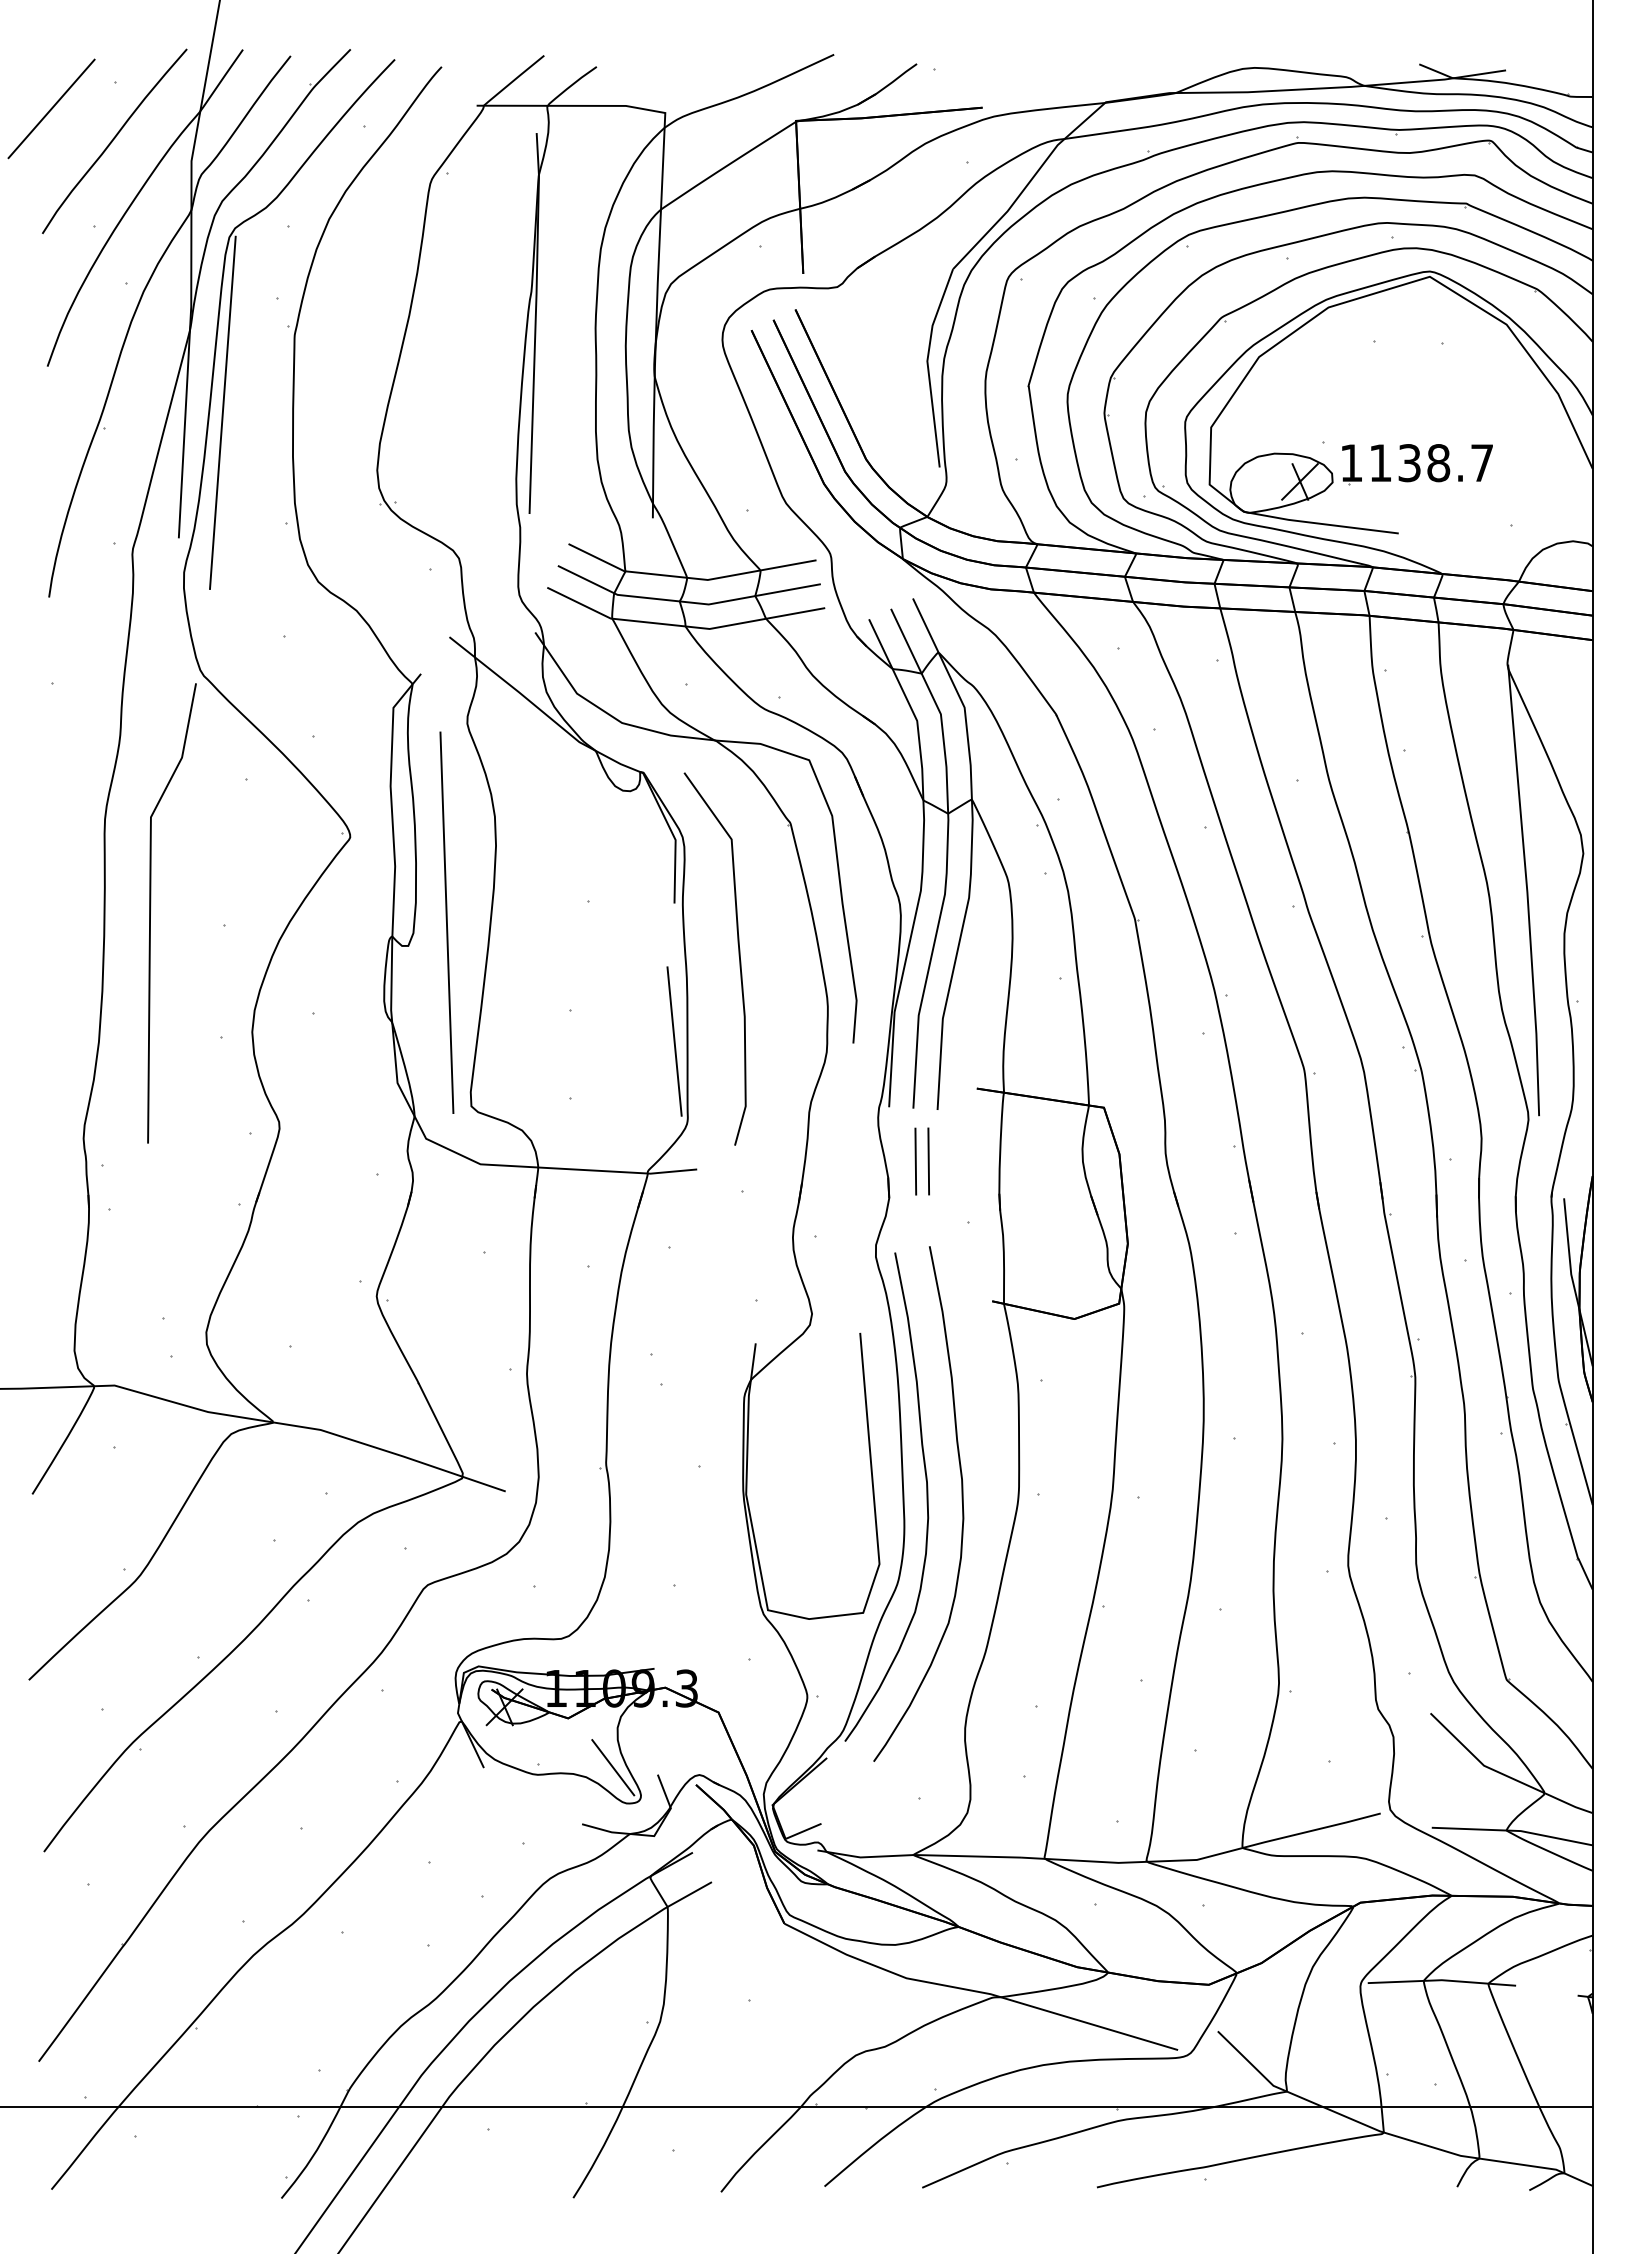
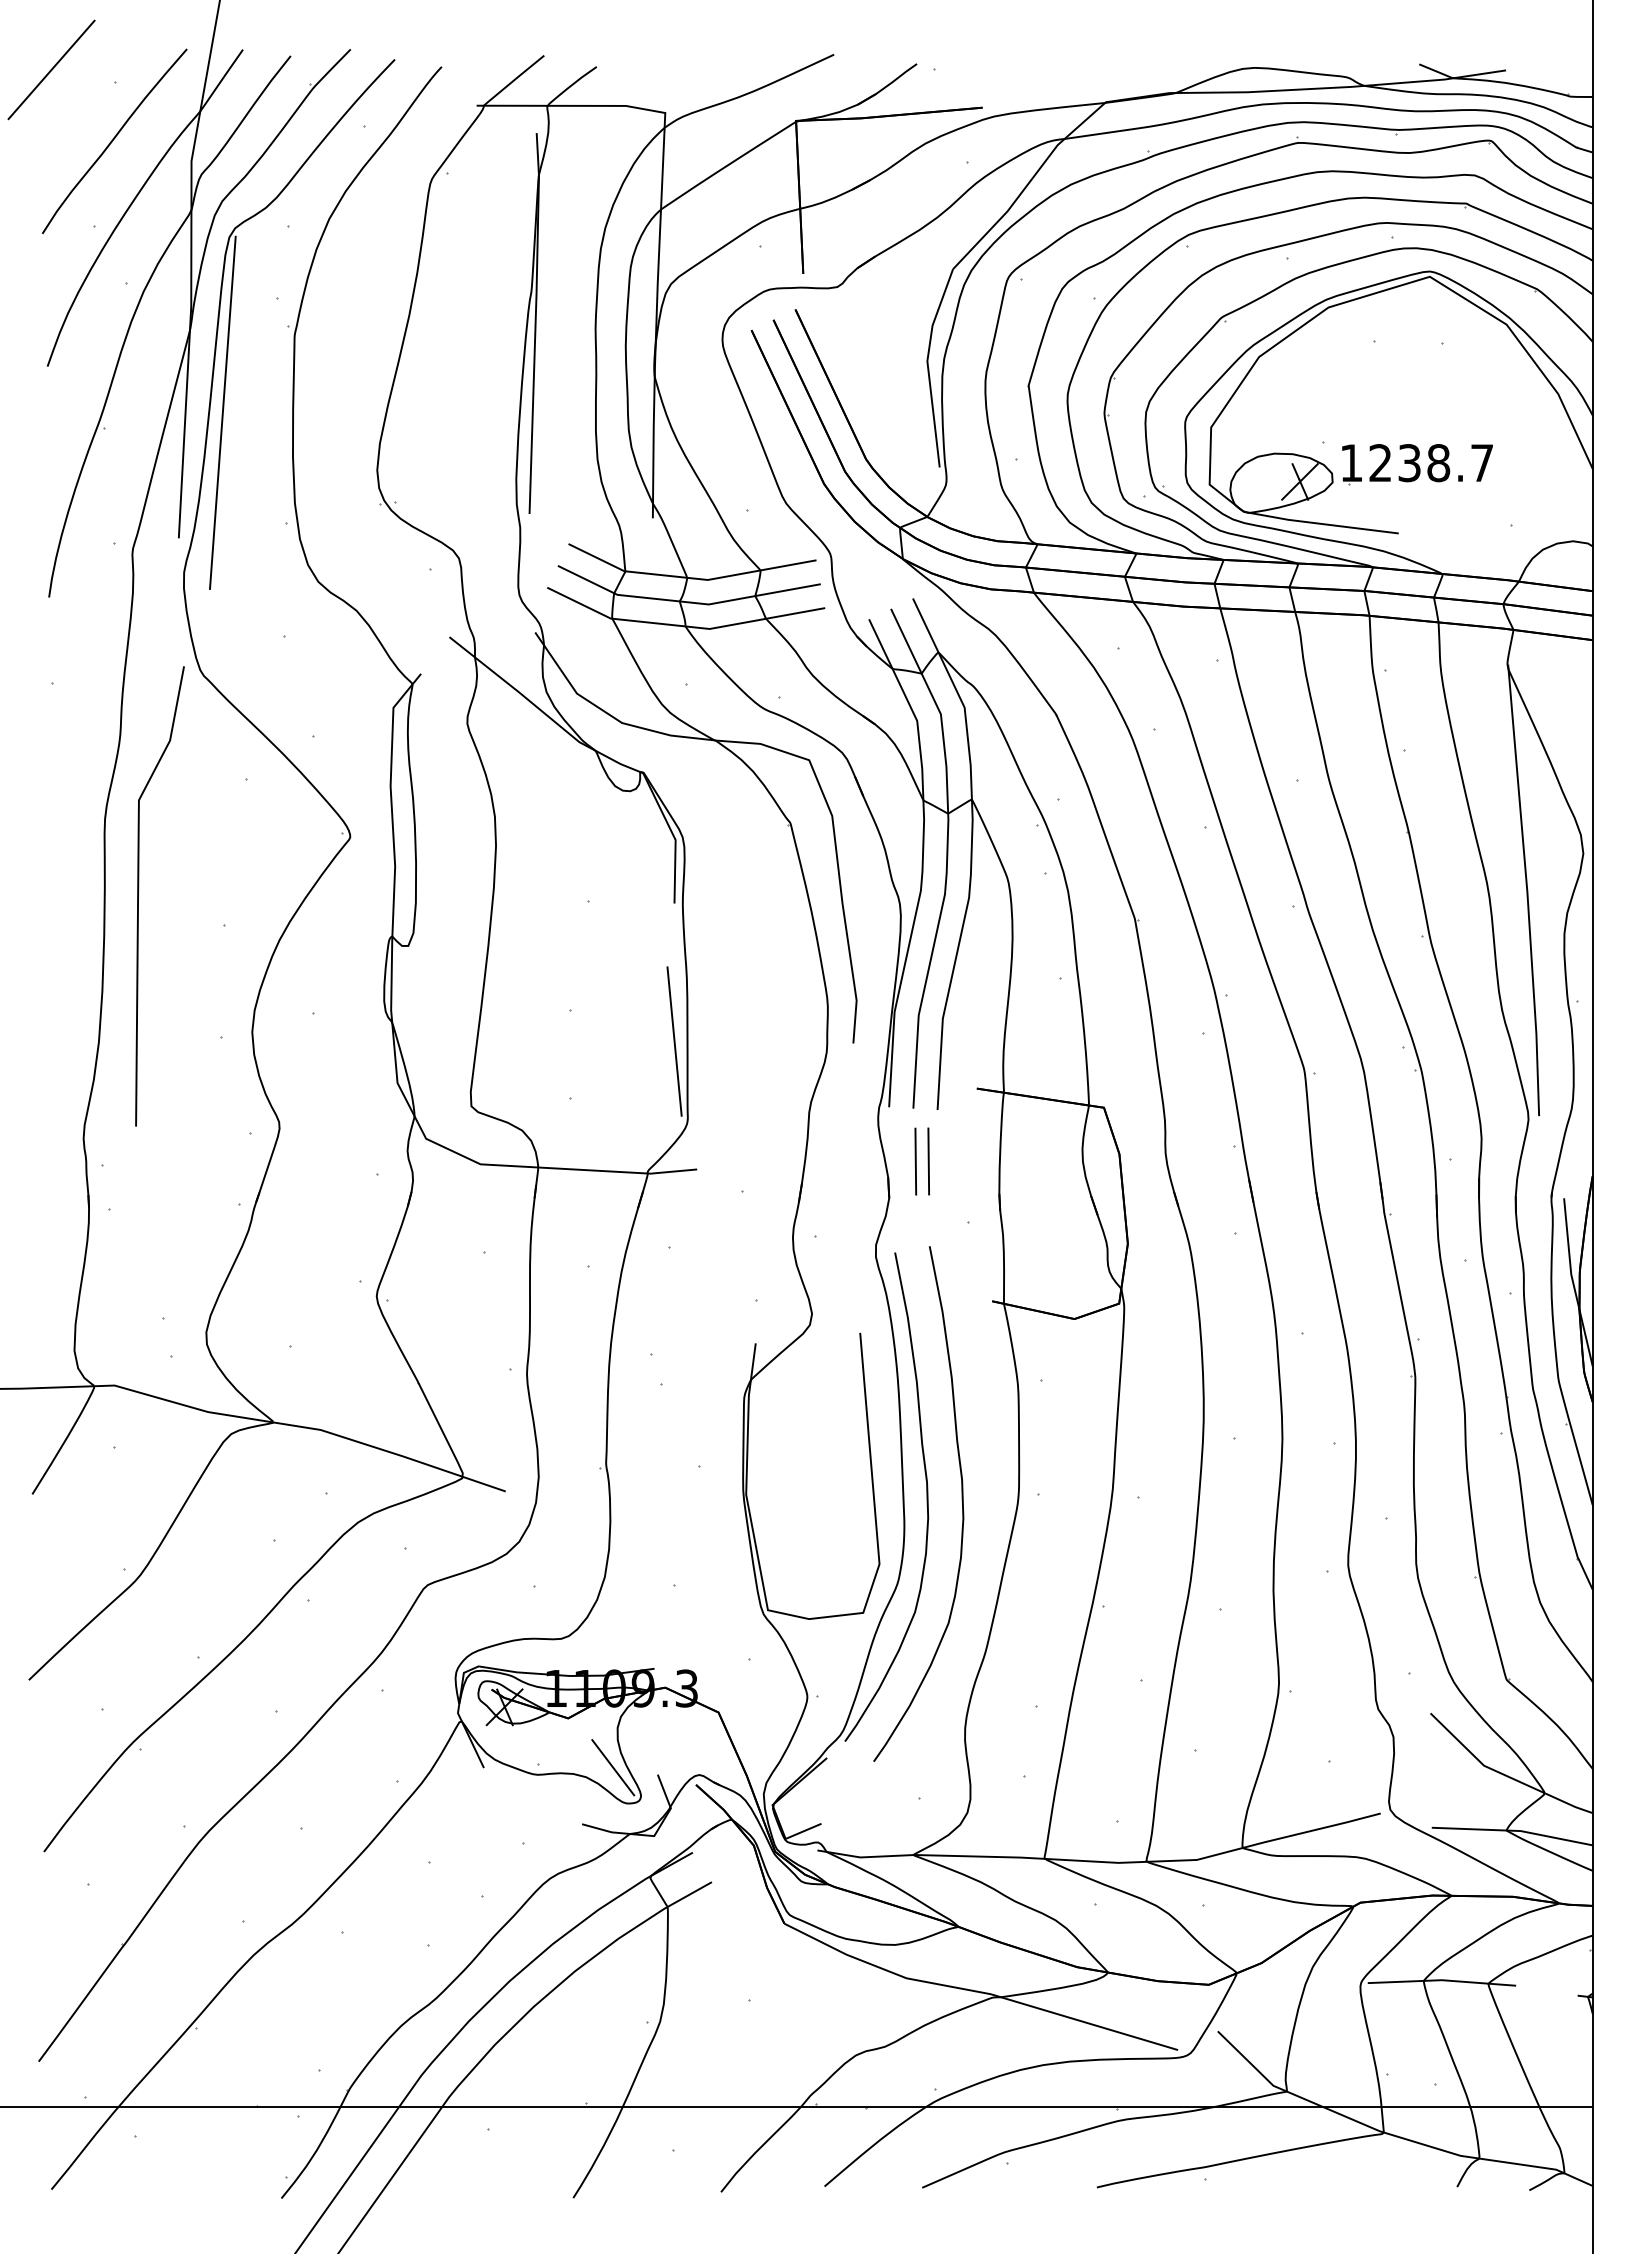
line position: (51, 108) -> (51, 69) (51, 69)
text: 1138.7 -> 1238.7 (1379, 462)
line position: (150, 913) -> (138, 896) (138, 896)
line: present -> none (446, 922)
curve: present -> none (738, 956)
